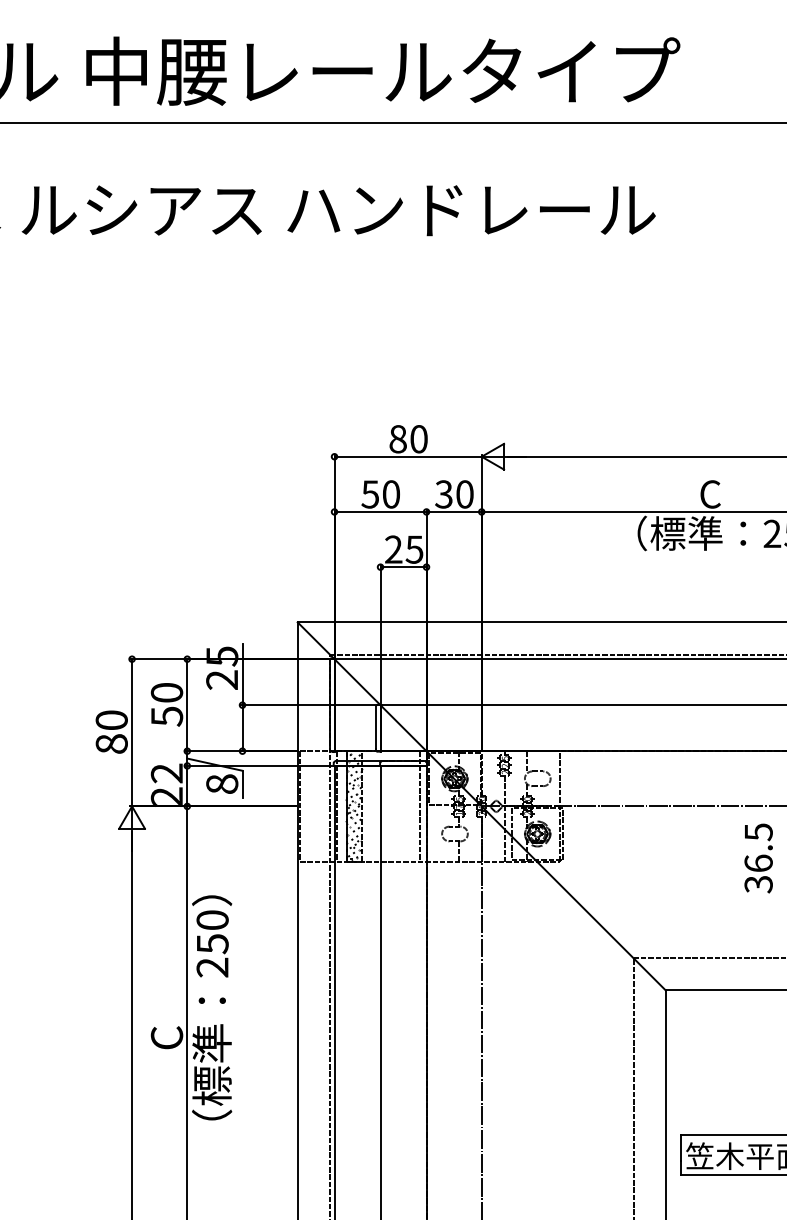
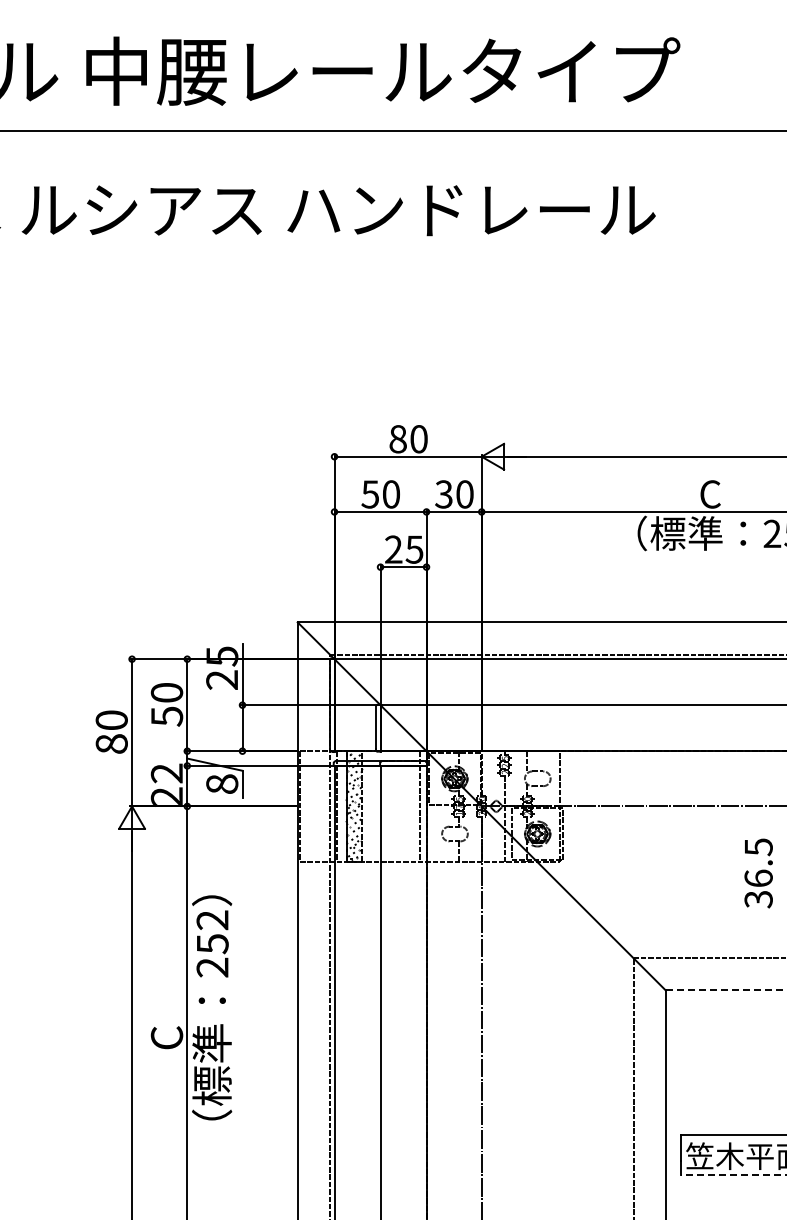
line position: (392, 123) -> (392, 131) (392, 131)
text position: (758, 858) -> (758, 873) (758, 873)
text: 250 -> 252 (212, 920)
line: solid -> dashed (726, 990)
line: solid -> dashed (734, 1175)
